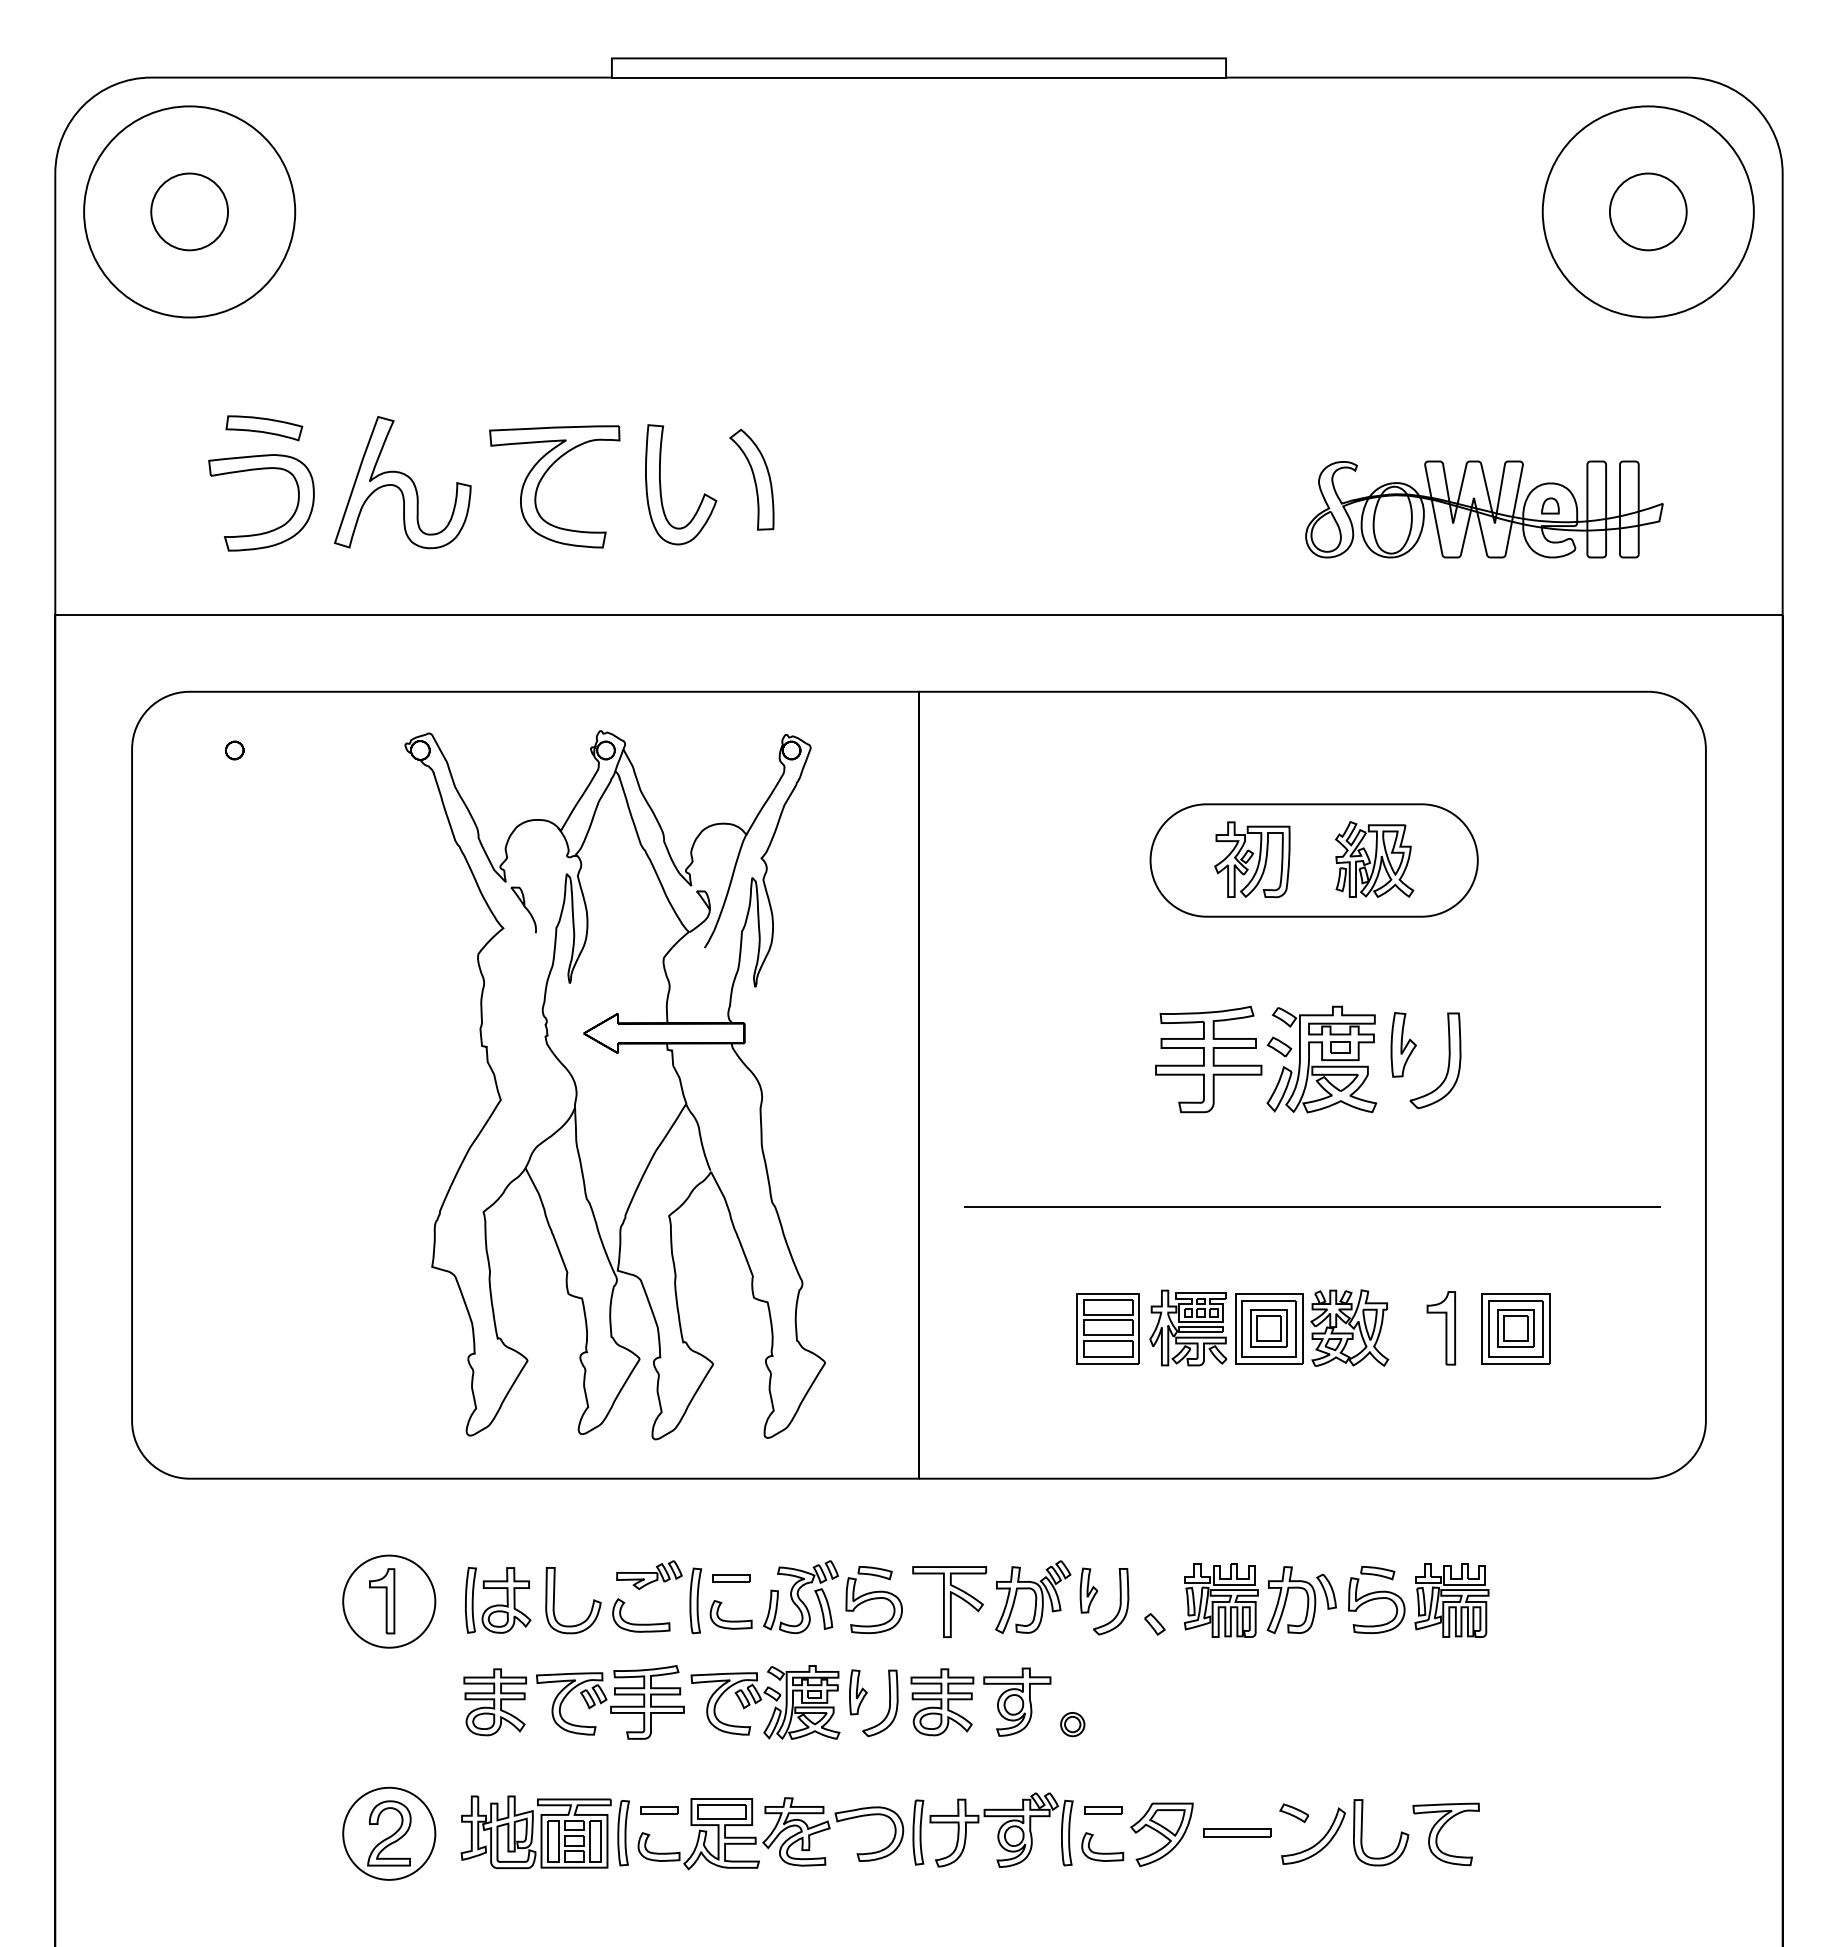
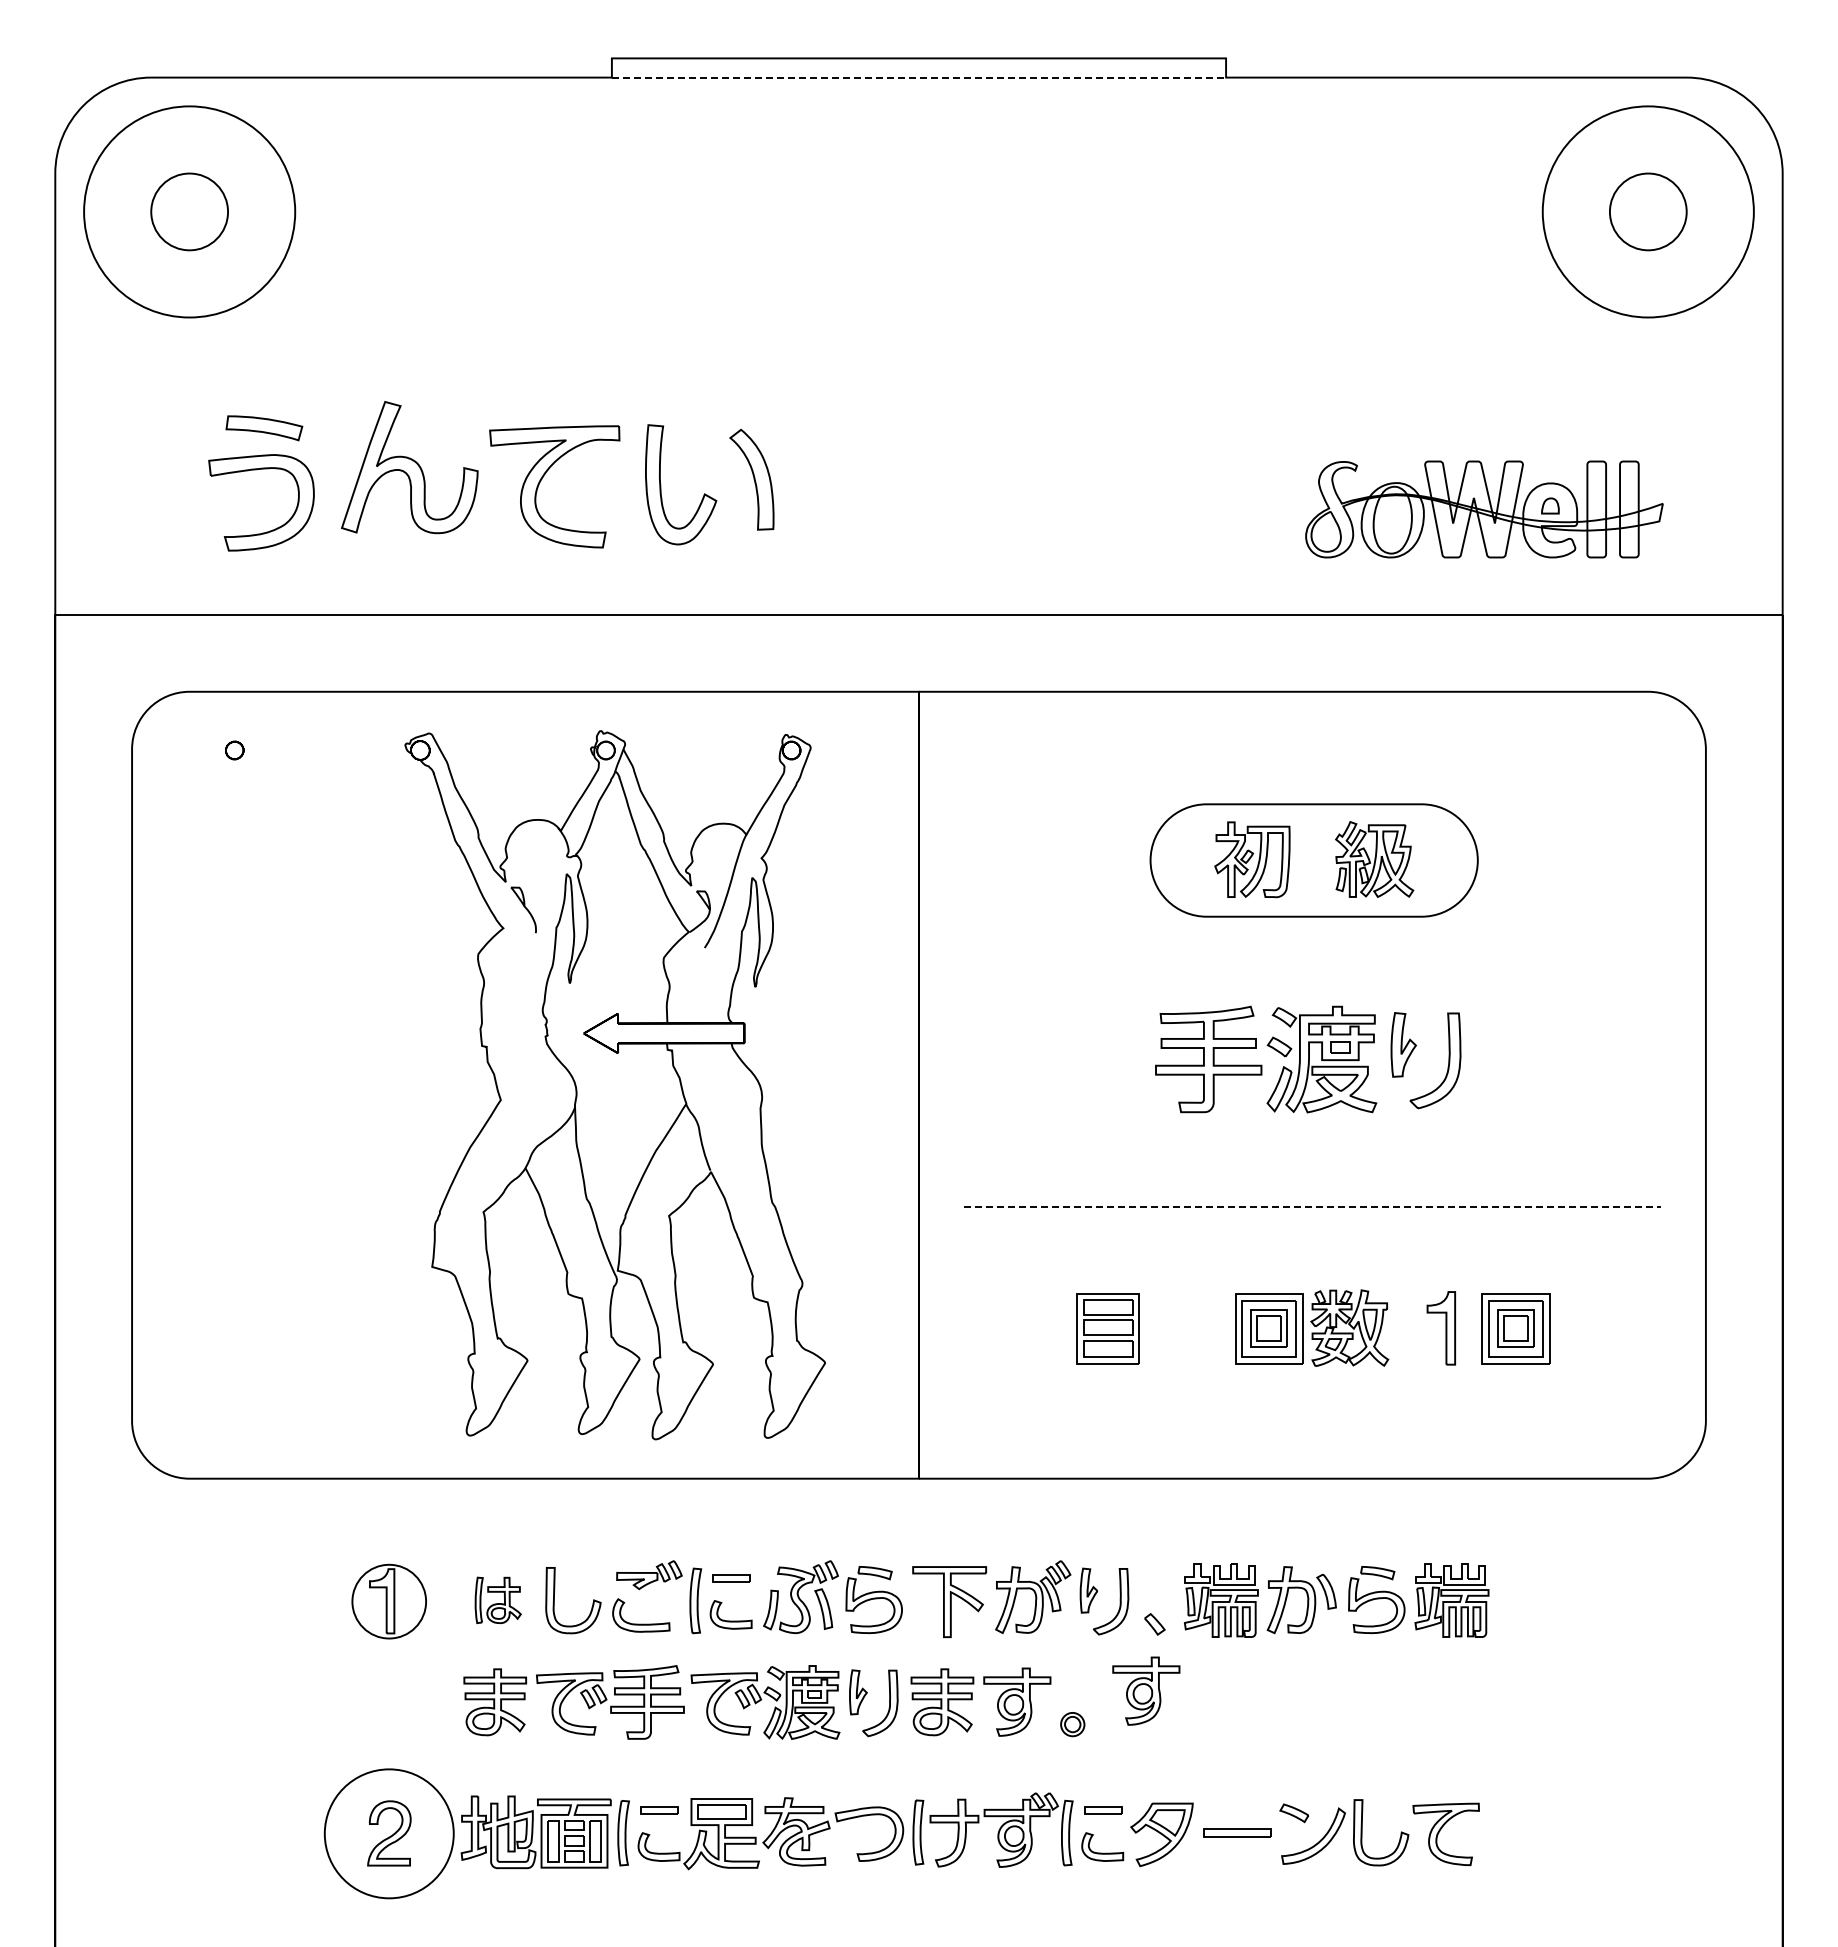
line: solid -> dashed (919, 77)
part position: (402, 482) -> (409, 467) (409, 467)
line: solid -> dashed (1312, 1207)
part: present -> none (1188, 1327)
part size: 67x67 px -> 48x48 px (497, 1599)
circle diameter: 92 px -> 74 px (389, 1601)
part: none -> present (1146, 1690)
circle diameter: 92 px -> 129 px (388, 1833)
